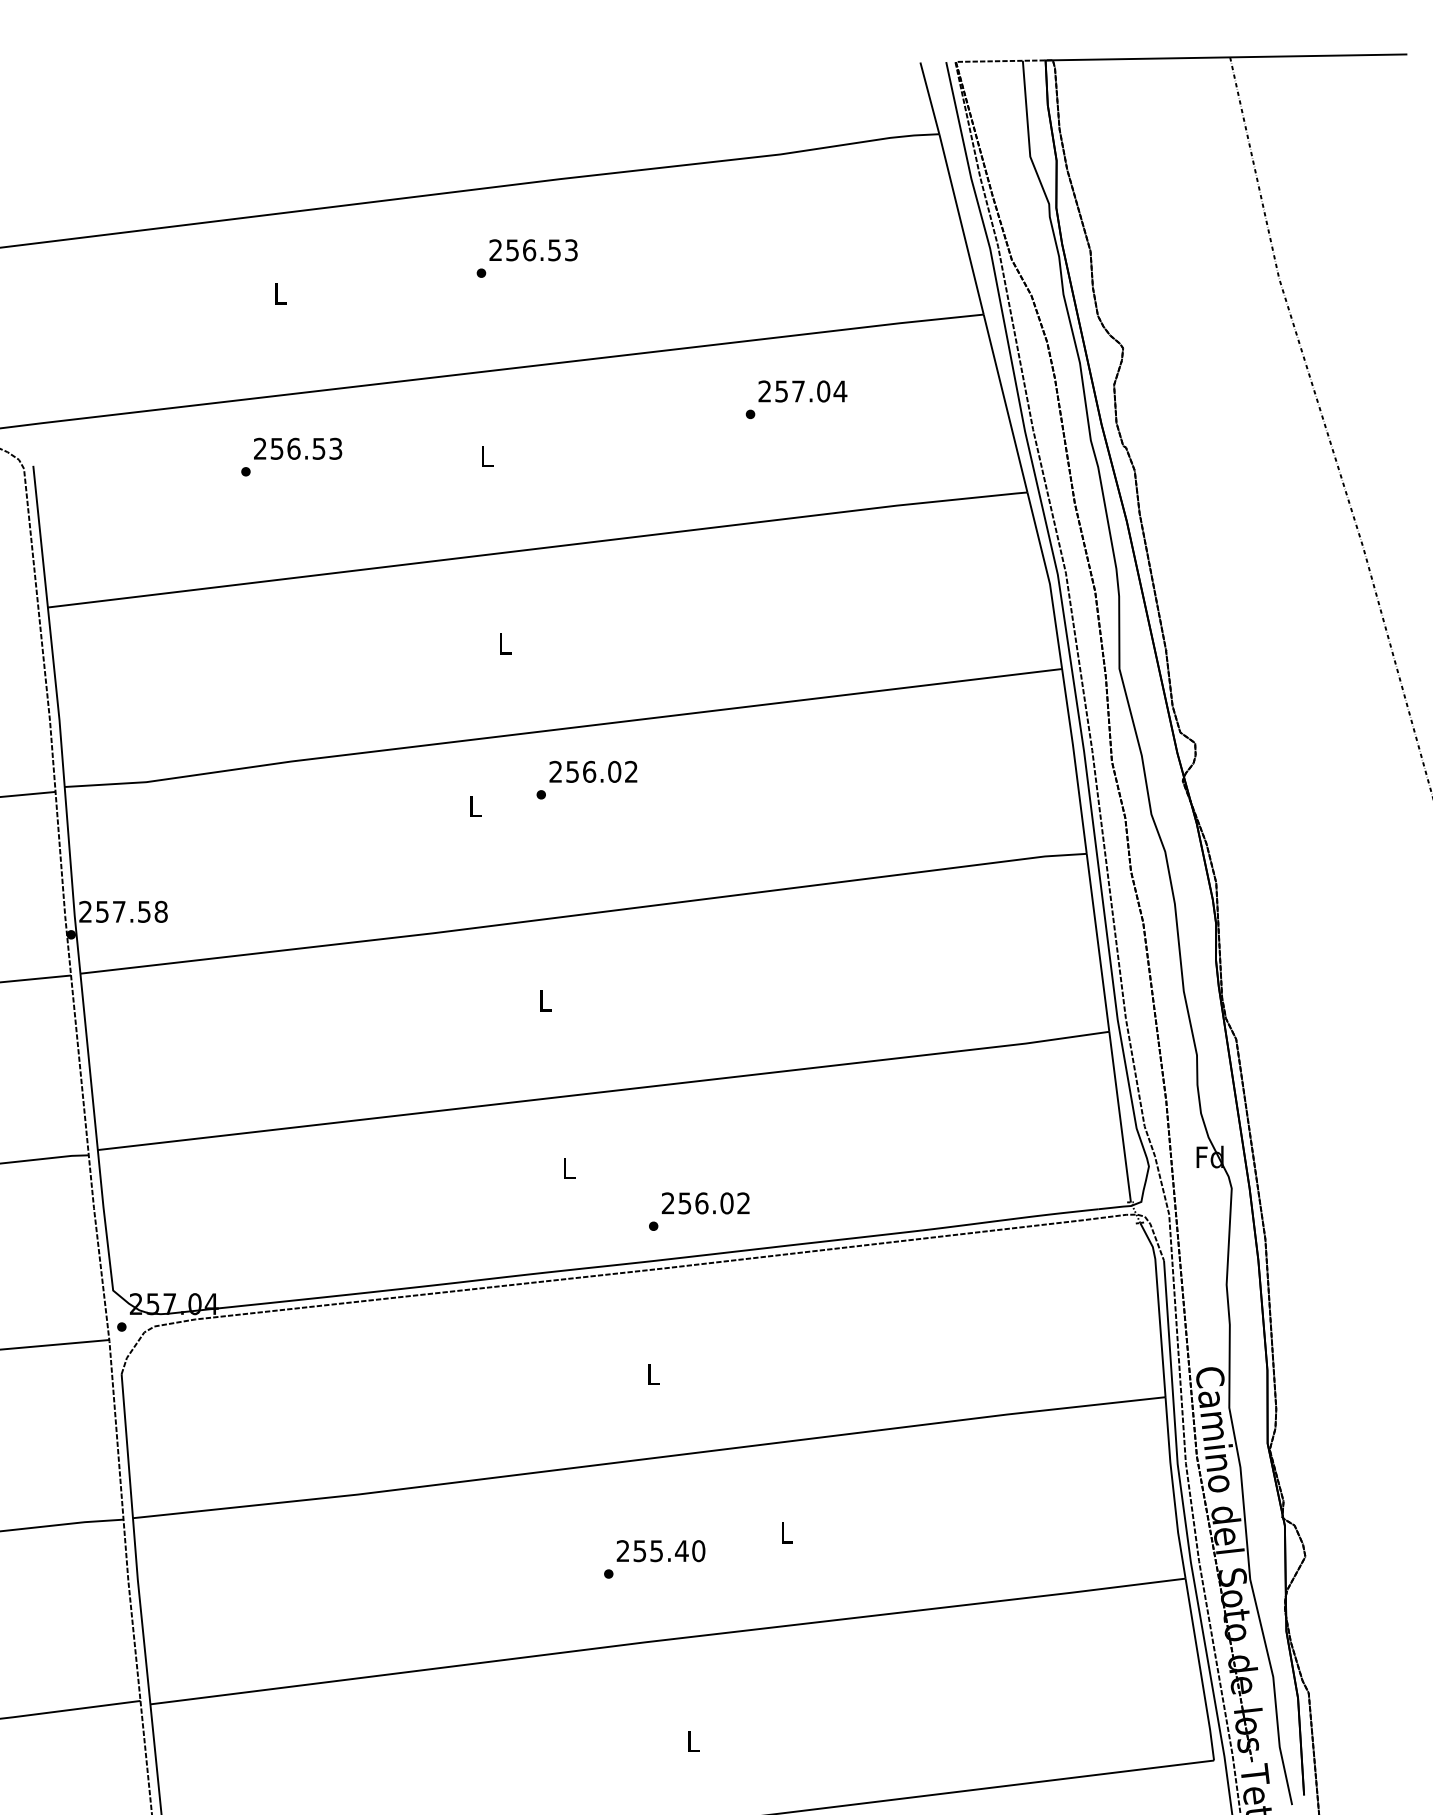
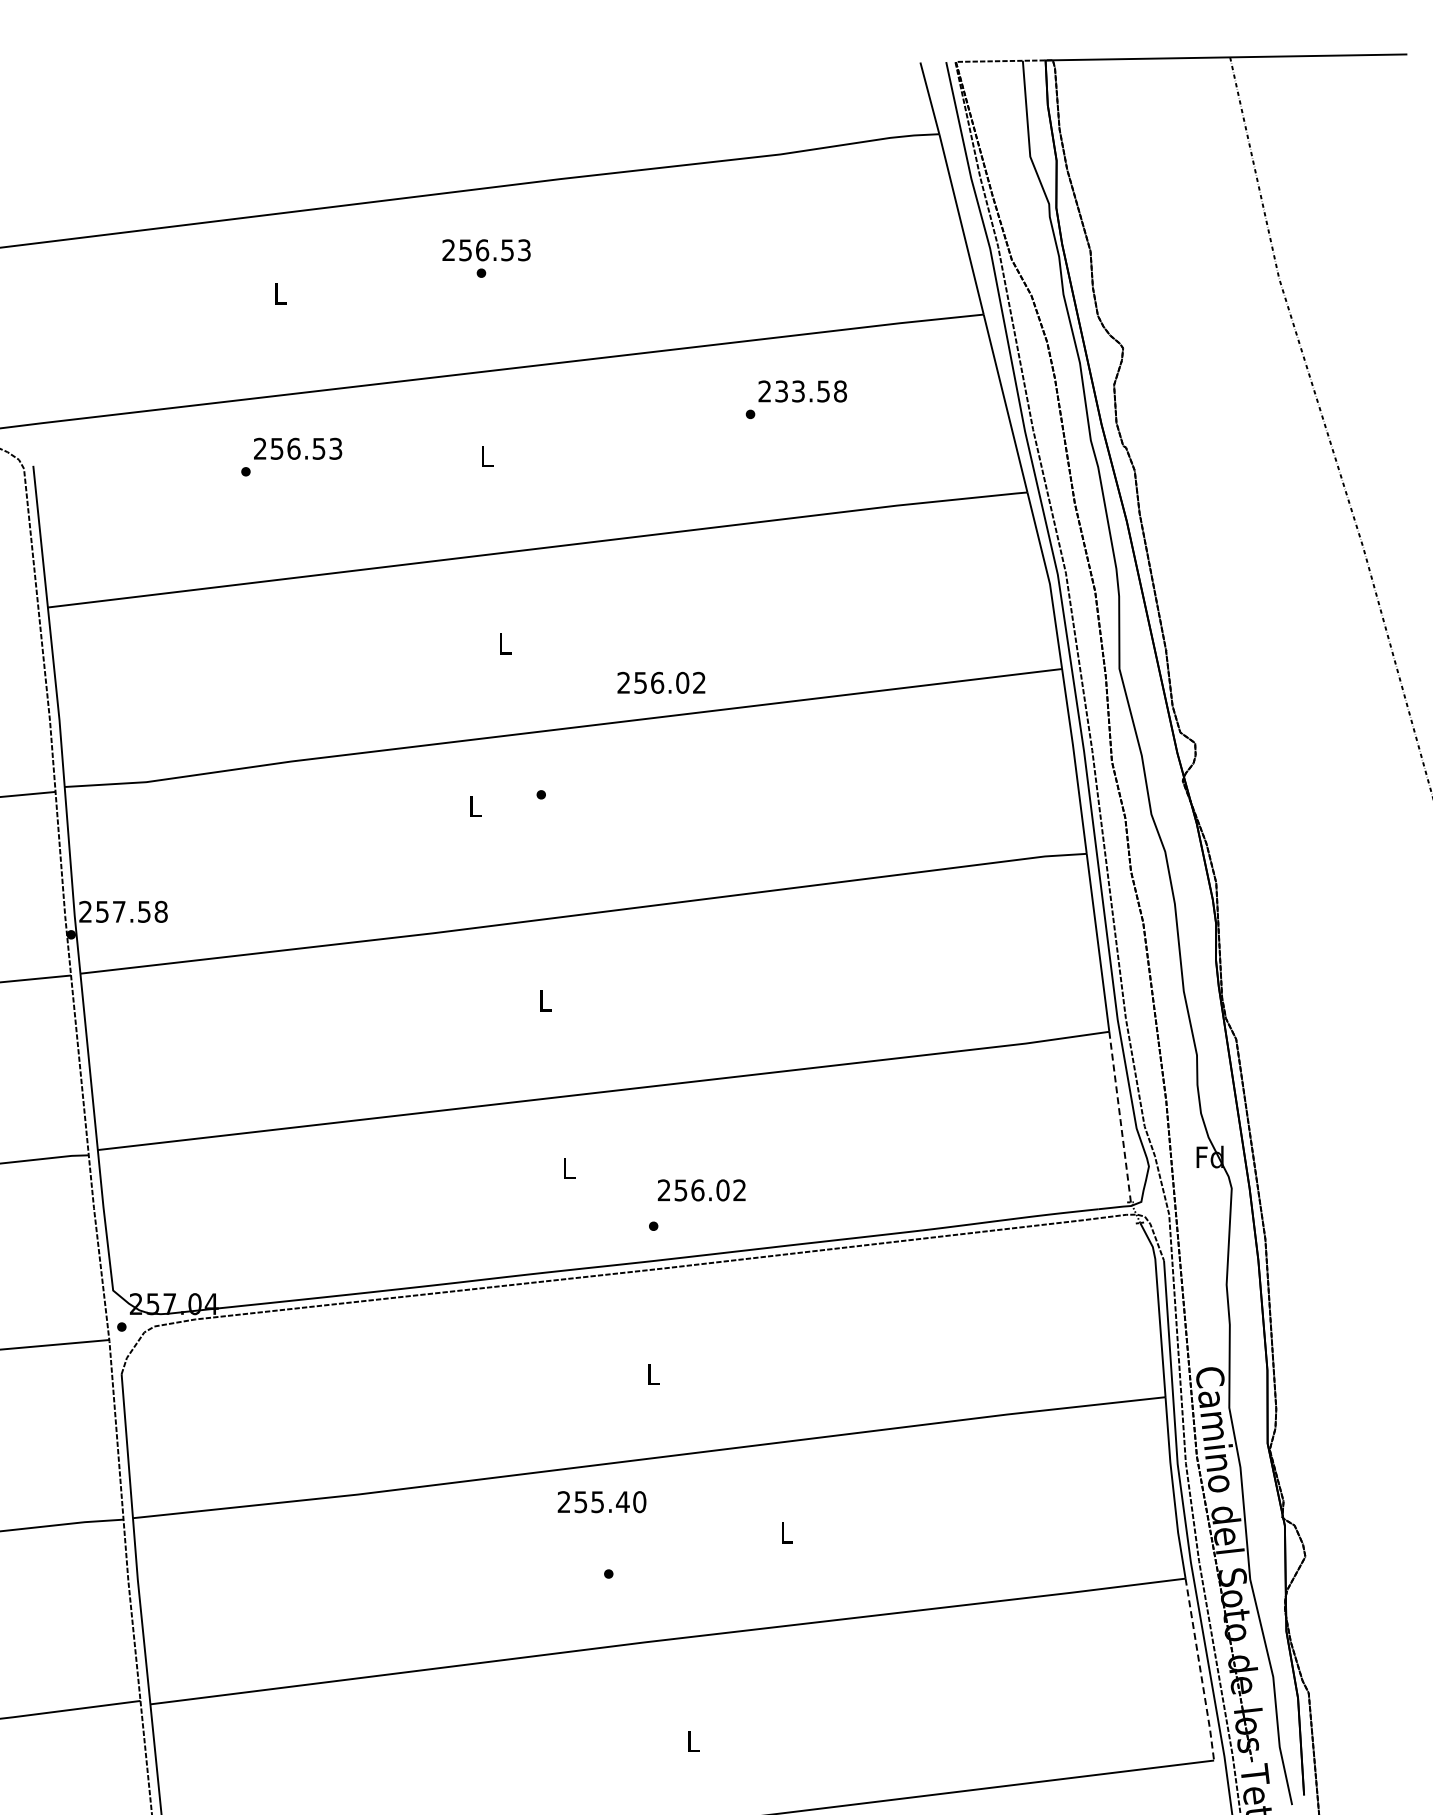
text position: (533, 250) -> (486, 250) (486, 250)
text: 257.04 -> 233.58 (811, 391)
text position: (593, 771) -> (661, 682) (661, 682)
line: solid -> dashed (1120, 1117)
text position: (705, 1203) -> (701, 1190) (701, 1190)
text position: (660, 1551) -> (601, 1502) (601, 1502)
line: solid -> dashed (1200, 1669)
